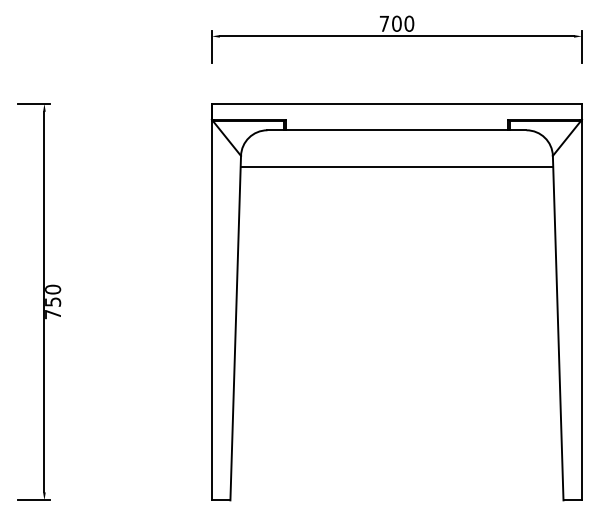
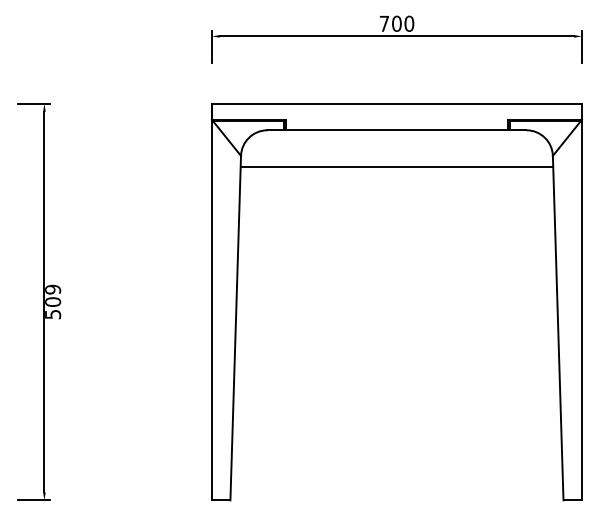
text: 750 -> 509 (53, 301)
